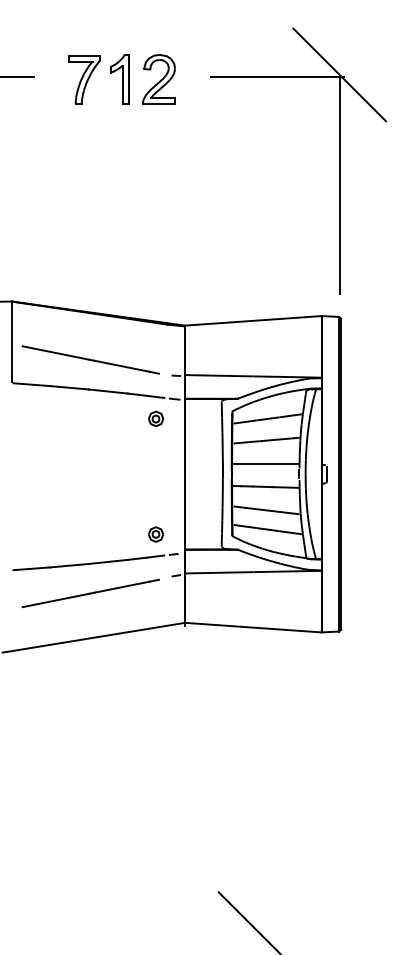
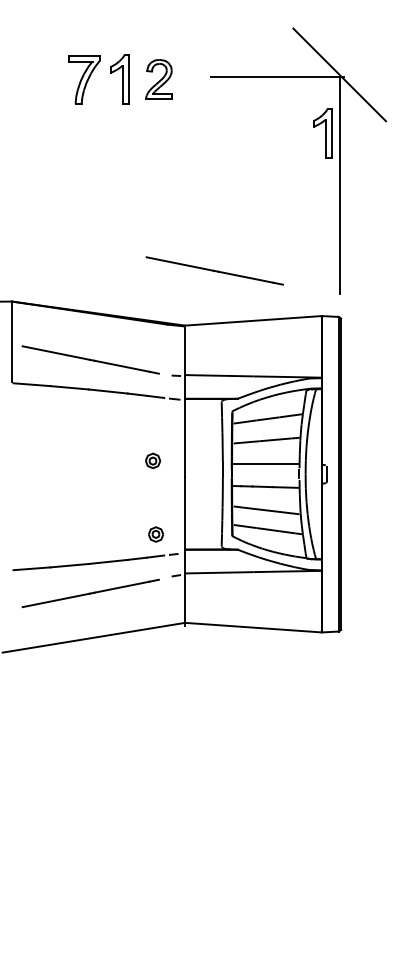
line: present -> none (17, 76)
part size: 34x51 px -> 28x41 px (158, 79)
part: none -> present (322, 133)
line: none -> present (214, 270)
part position: (156, 418) -> (153, 460) (153, 460)
line: present -> none (247, 921)
